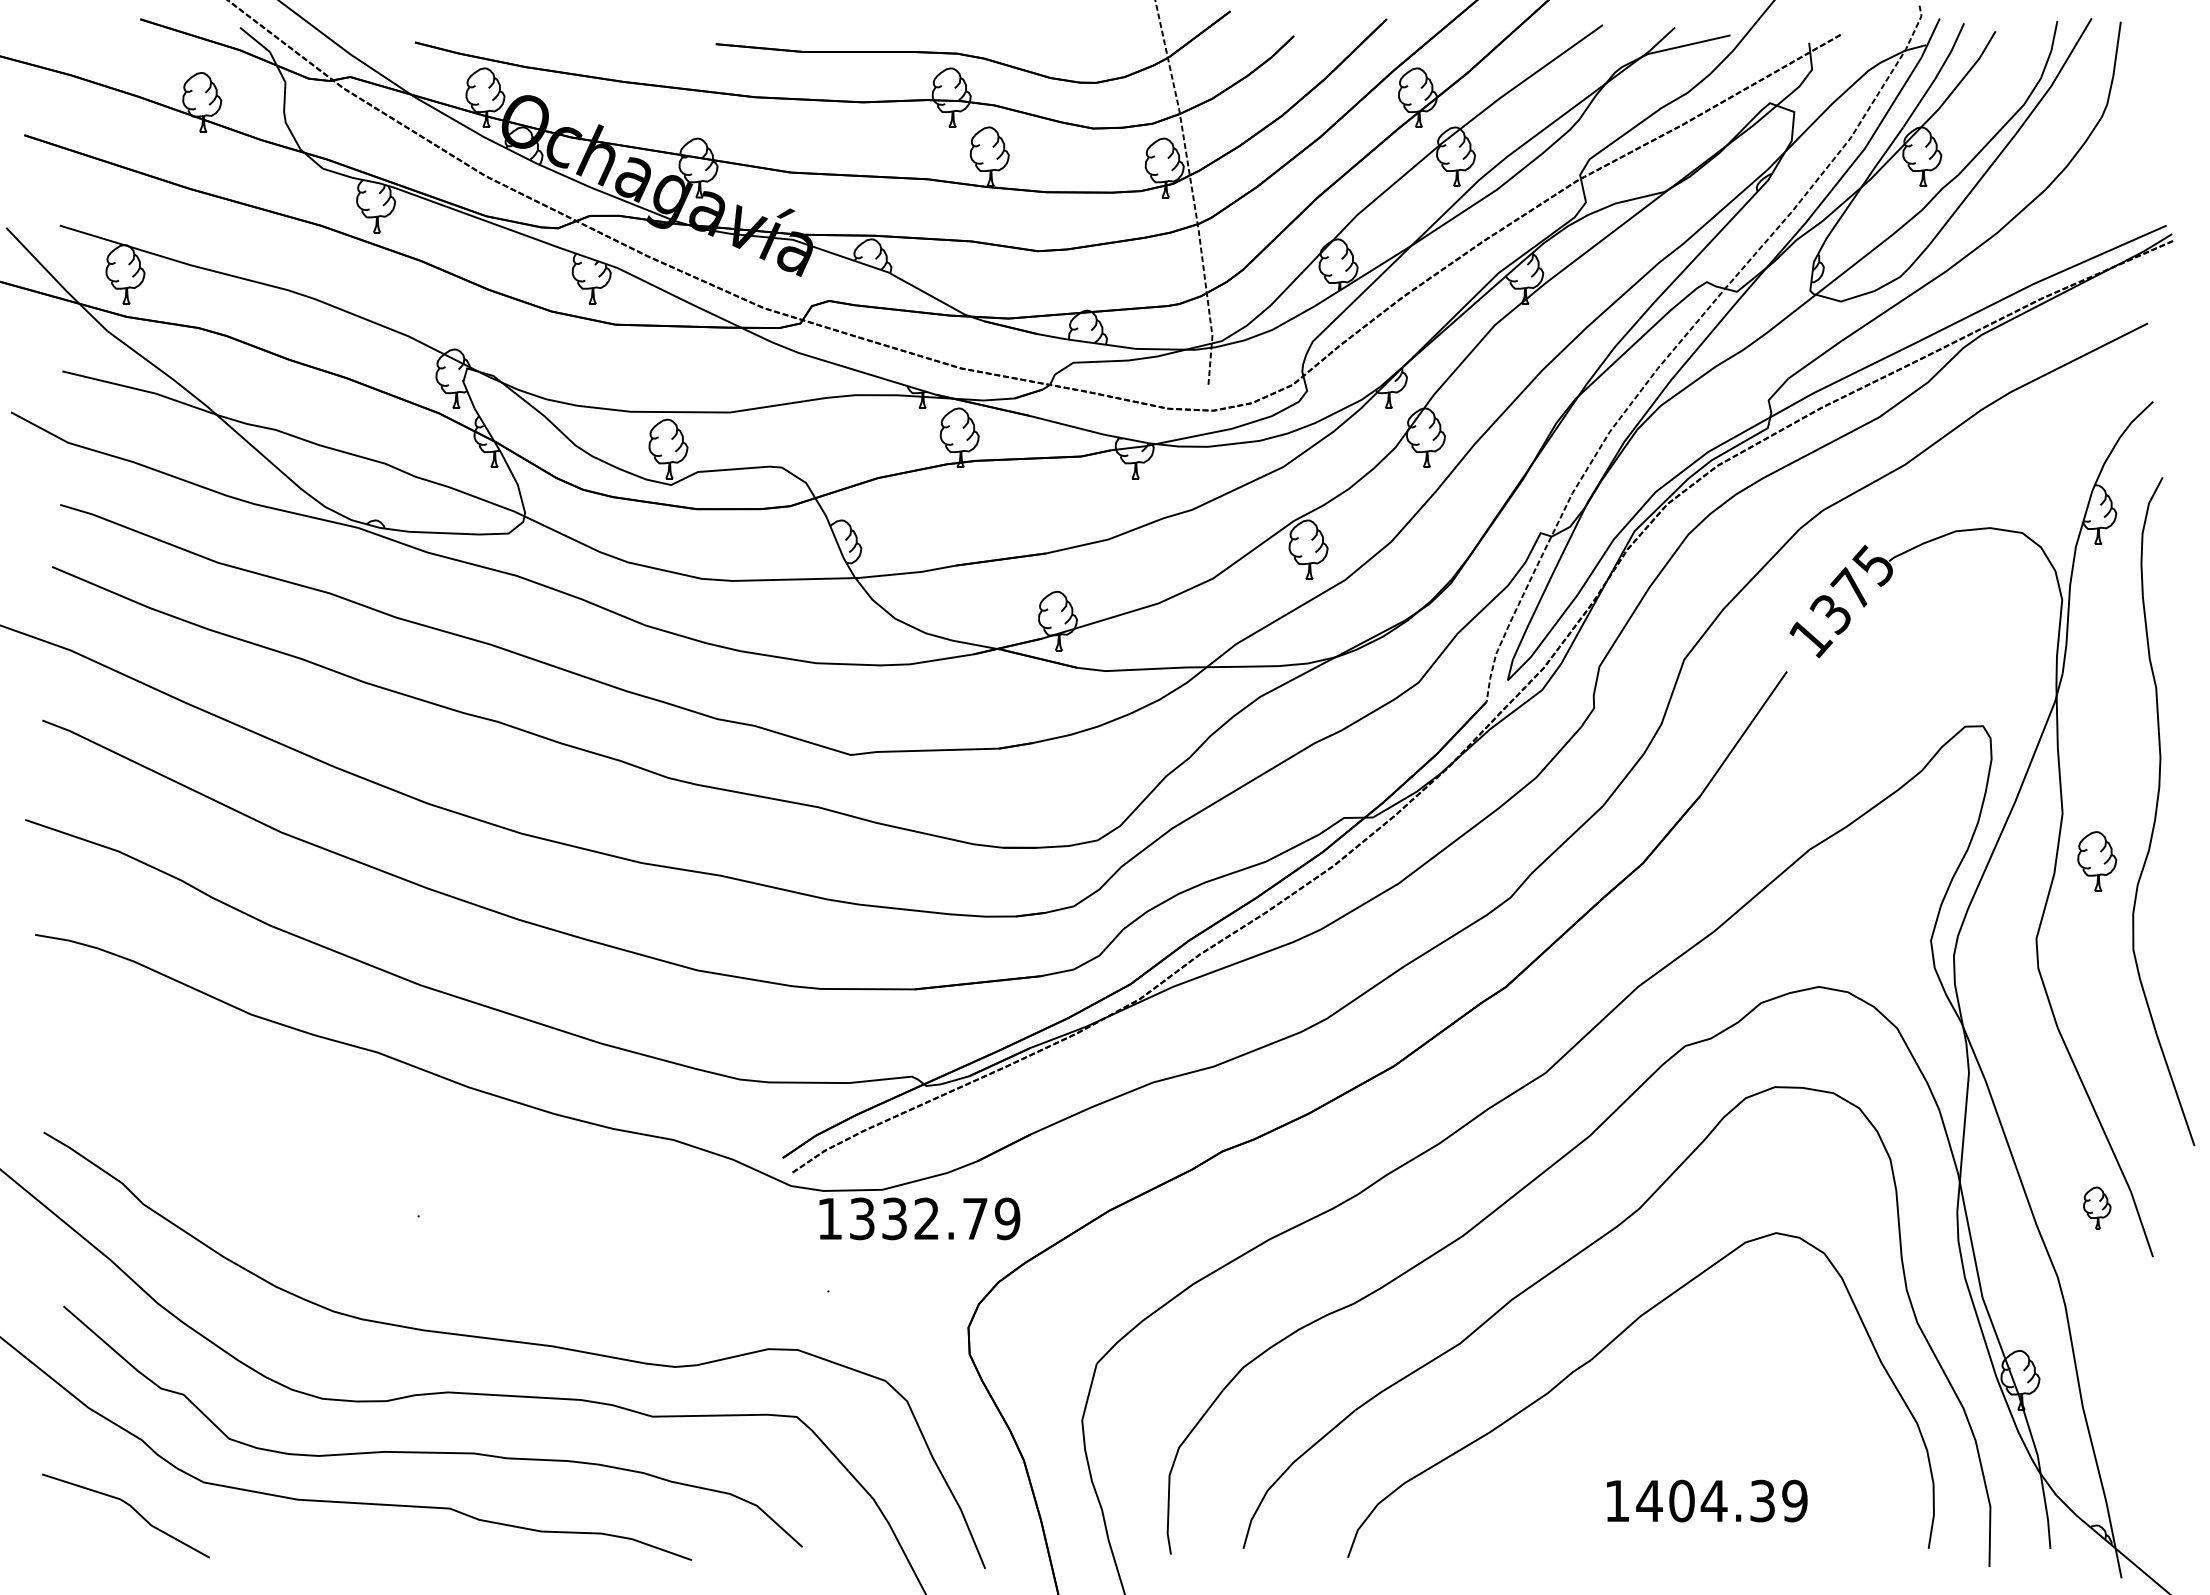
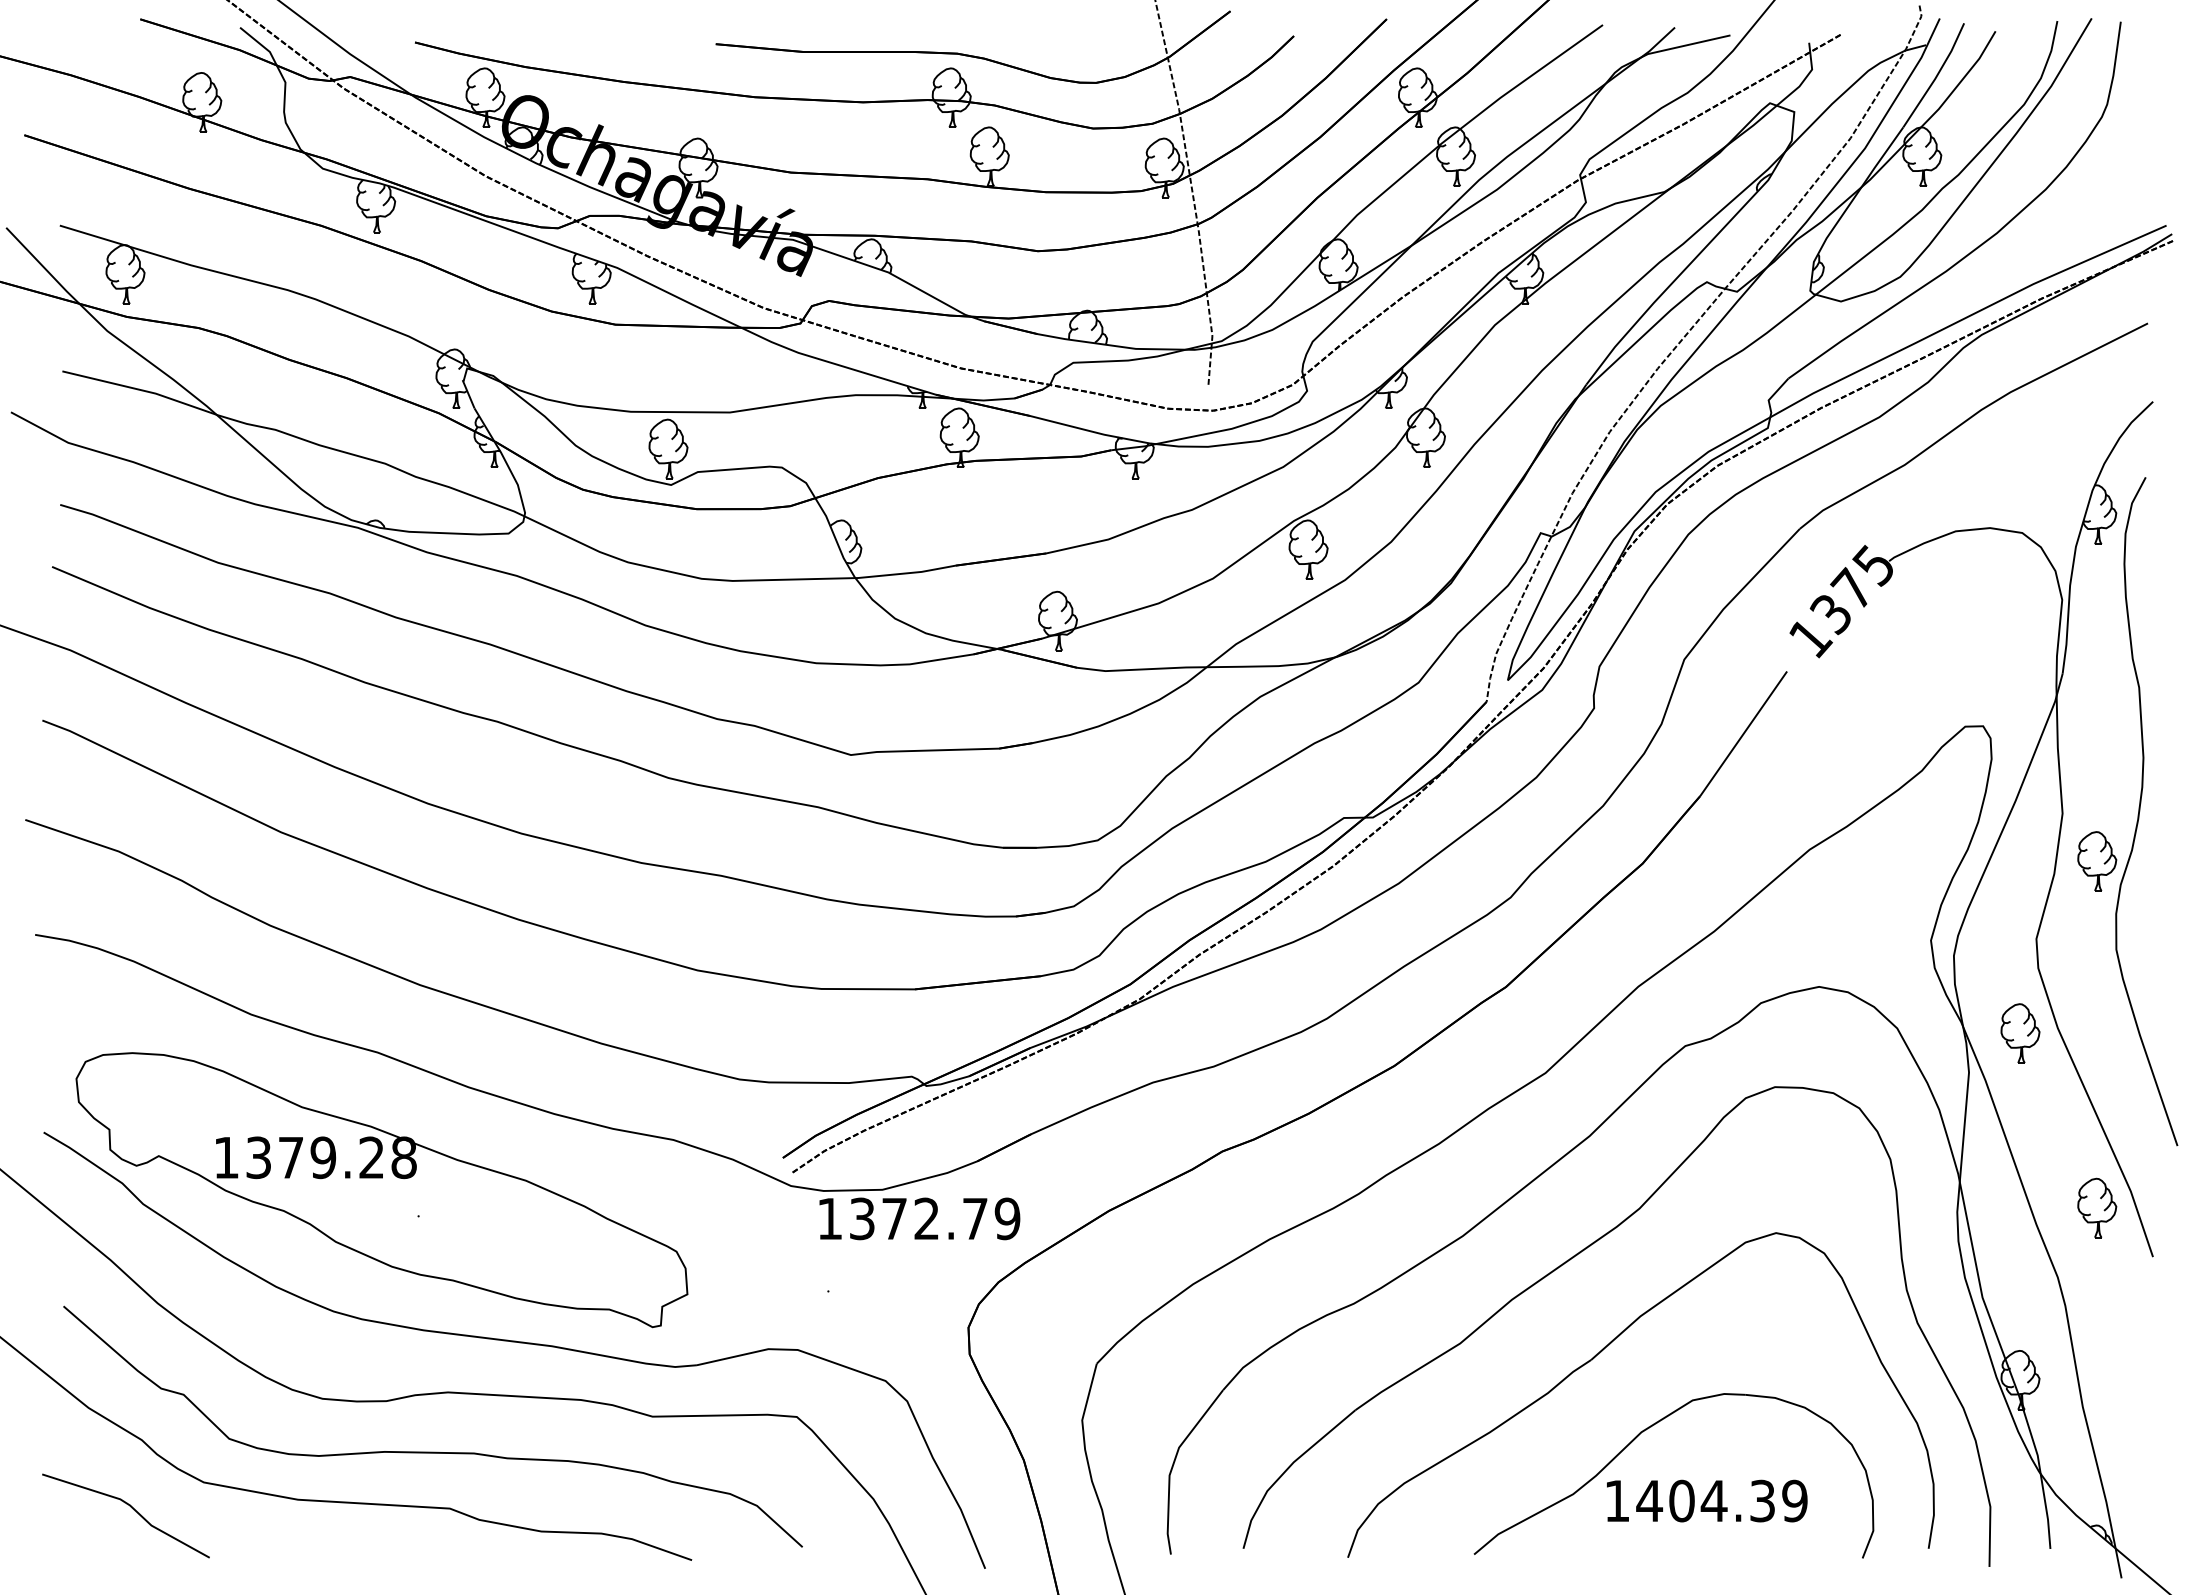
curve position: (2157, 811) -> (2140, 811) (2140, 811)
part: none -> present (2020, 1033)
part: none -> present (381, 1190)
part size: 29x44 px -> 41x62 px (2097, 1207)
text: 1332.79 -> 1372.79 (894, 1218)
part: none -> present (1636, 1438)
